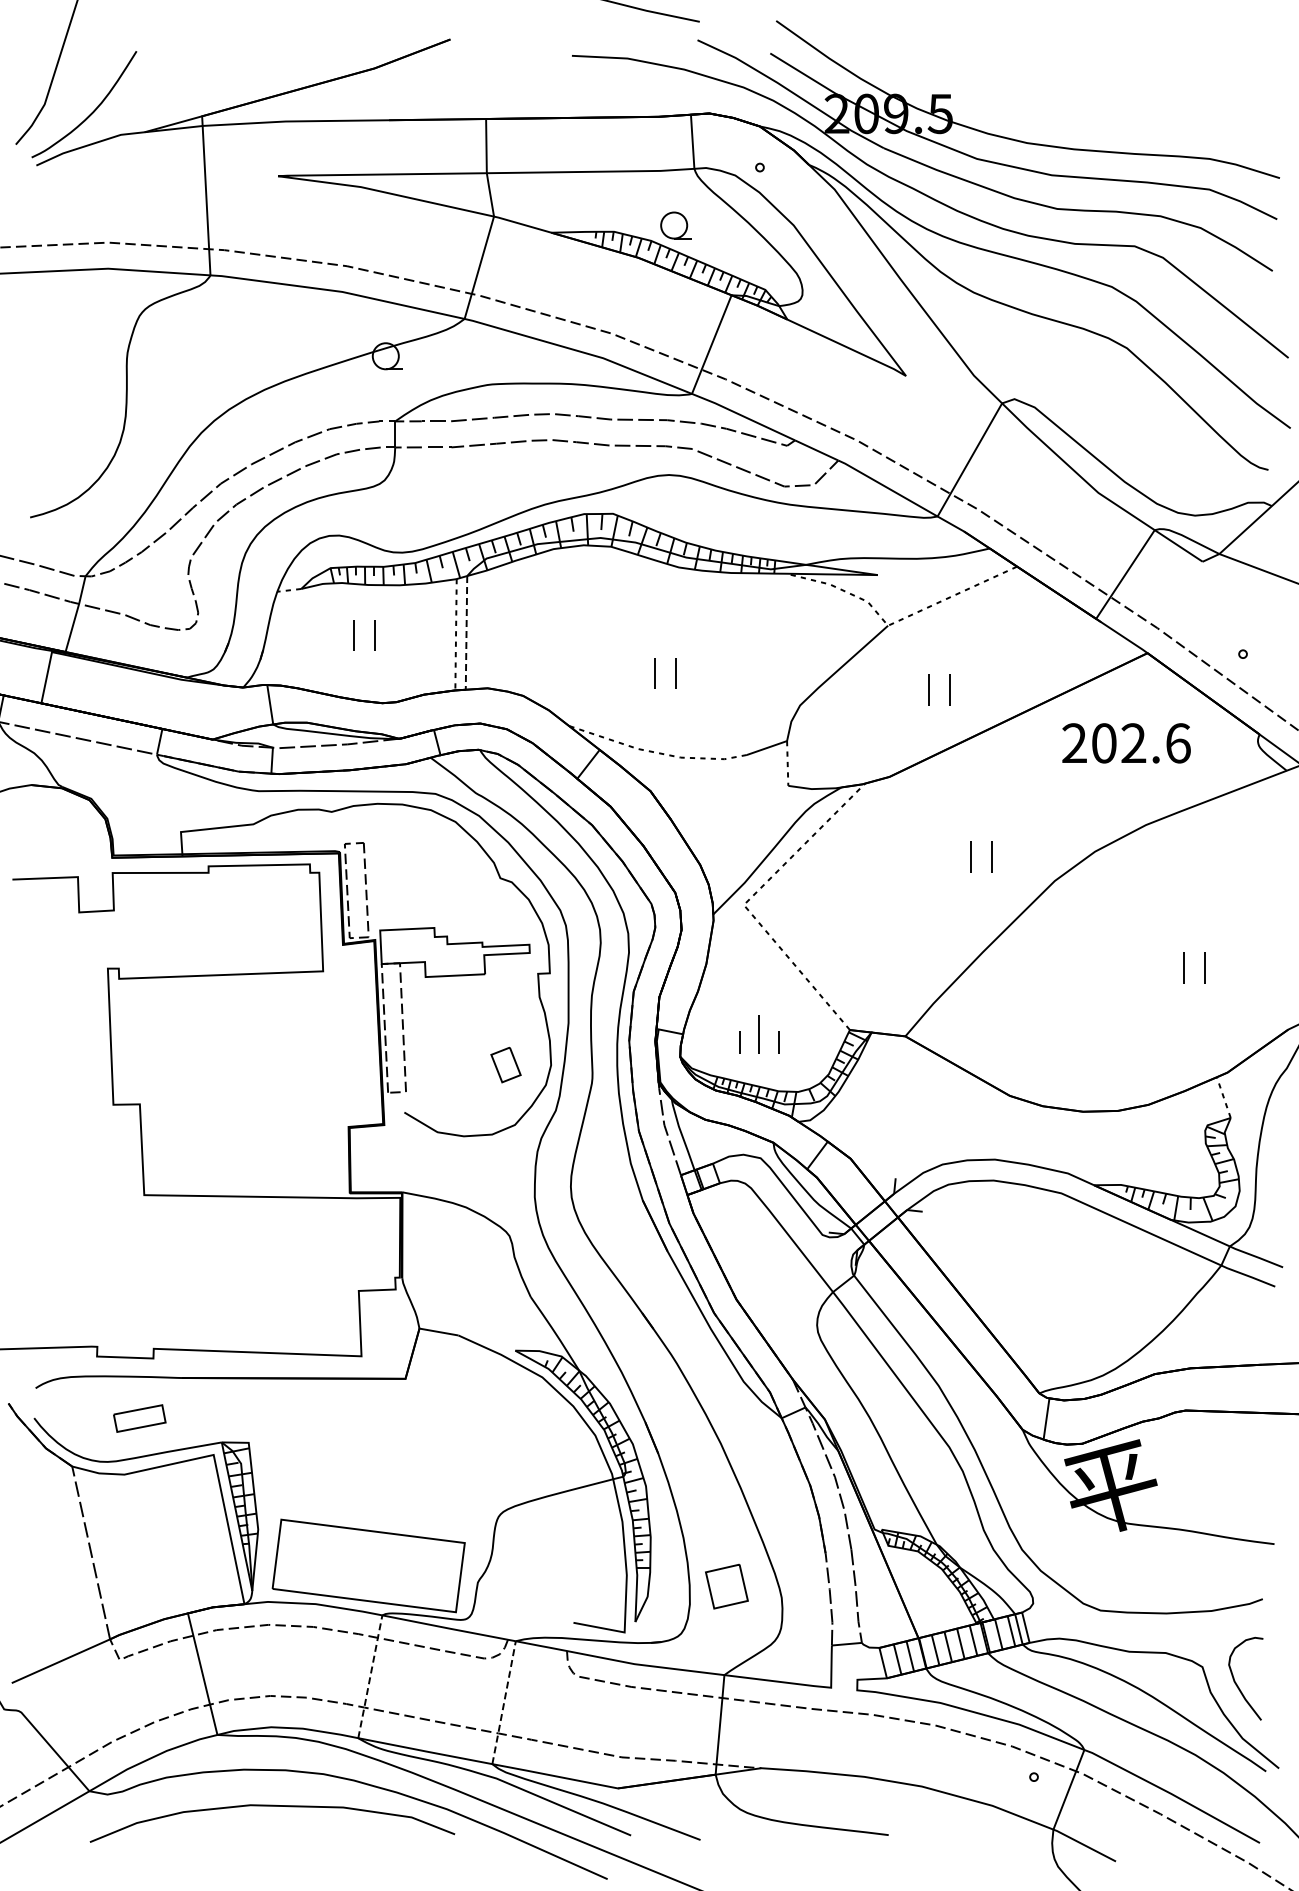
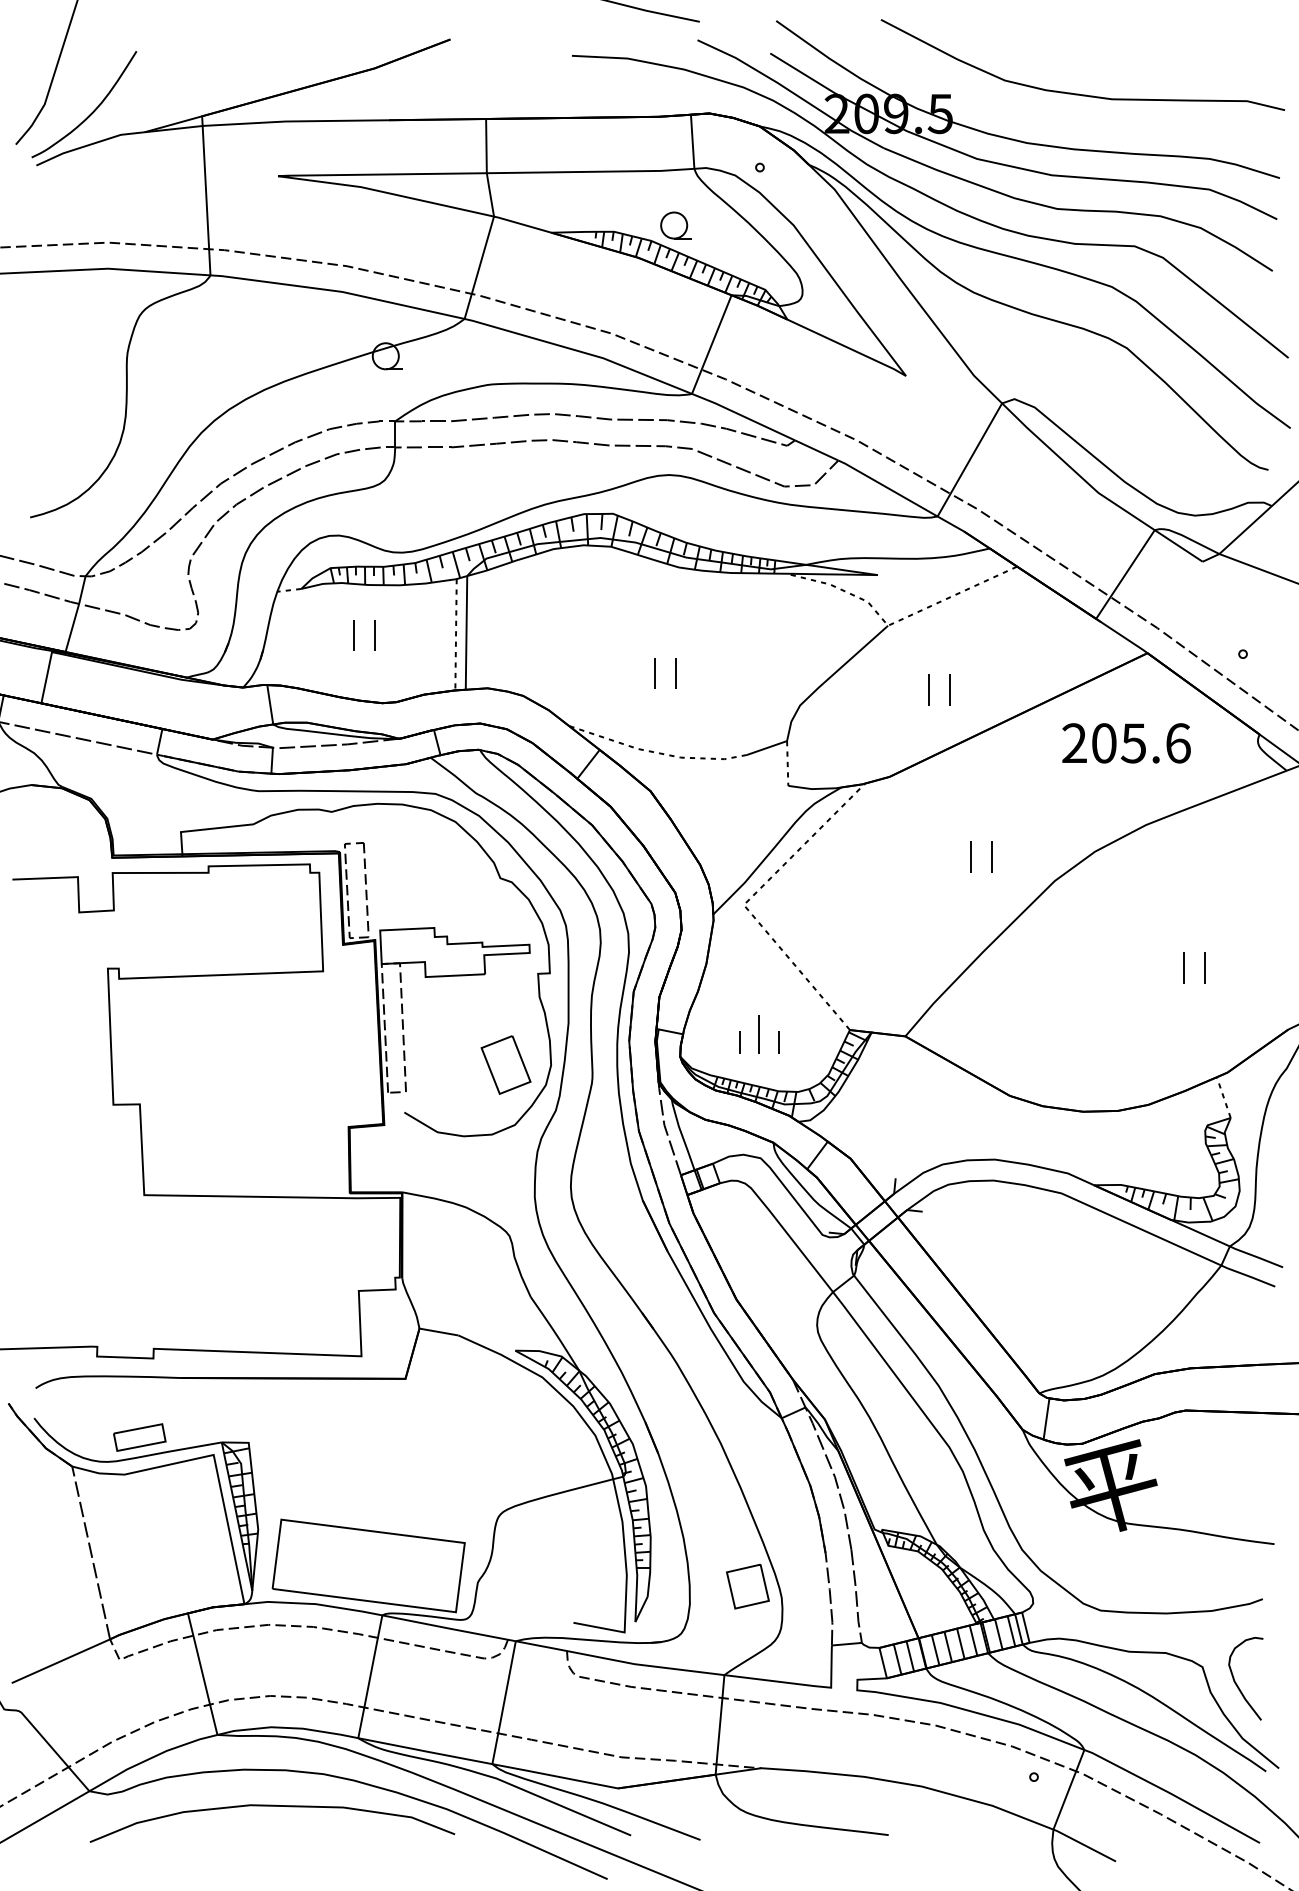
curve: none -> present (1079, 93)
line: dashed -> solid (466, 632)
text: 202.6 -> 205.6 (1133, 743)
part size: 32x38 px -> 52x60 px (505, 1064)
part position: (139, 1418) -> (139, 1437) (139, 1437)
part position: (726, 1586) -> (747, 1586) (747, 1586)
line: dashed -> solid (370, 1677)
line: dashed -> solid (504, 1702)
